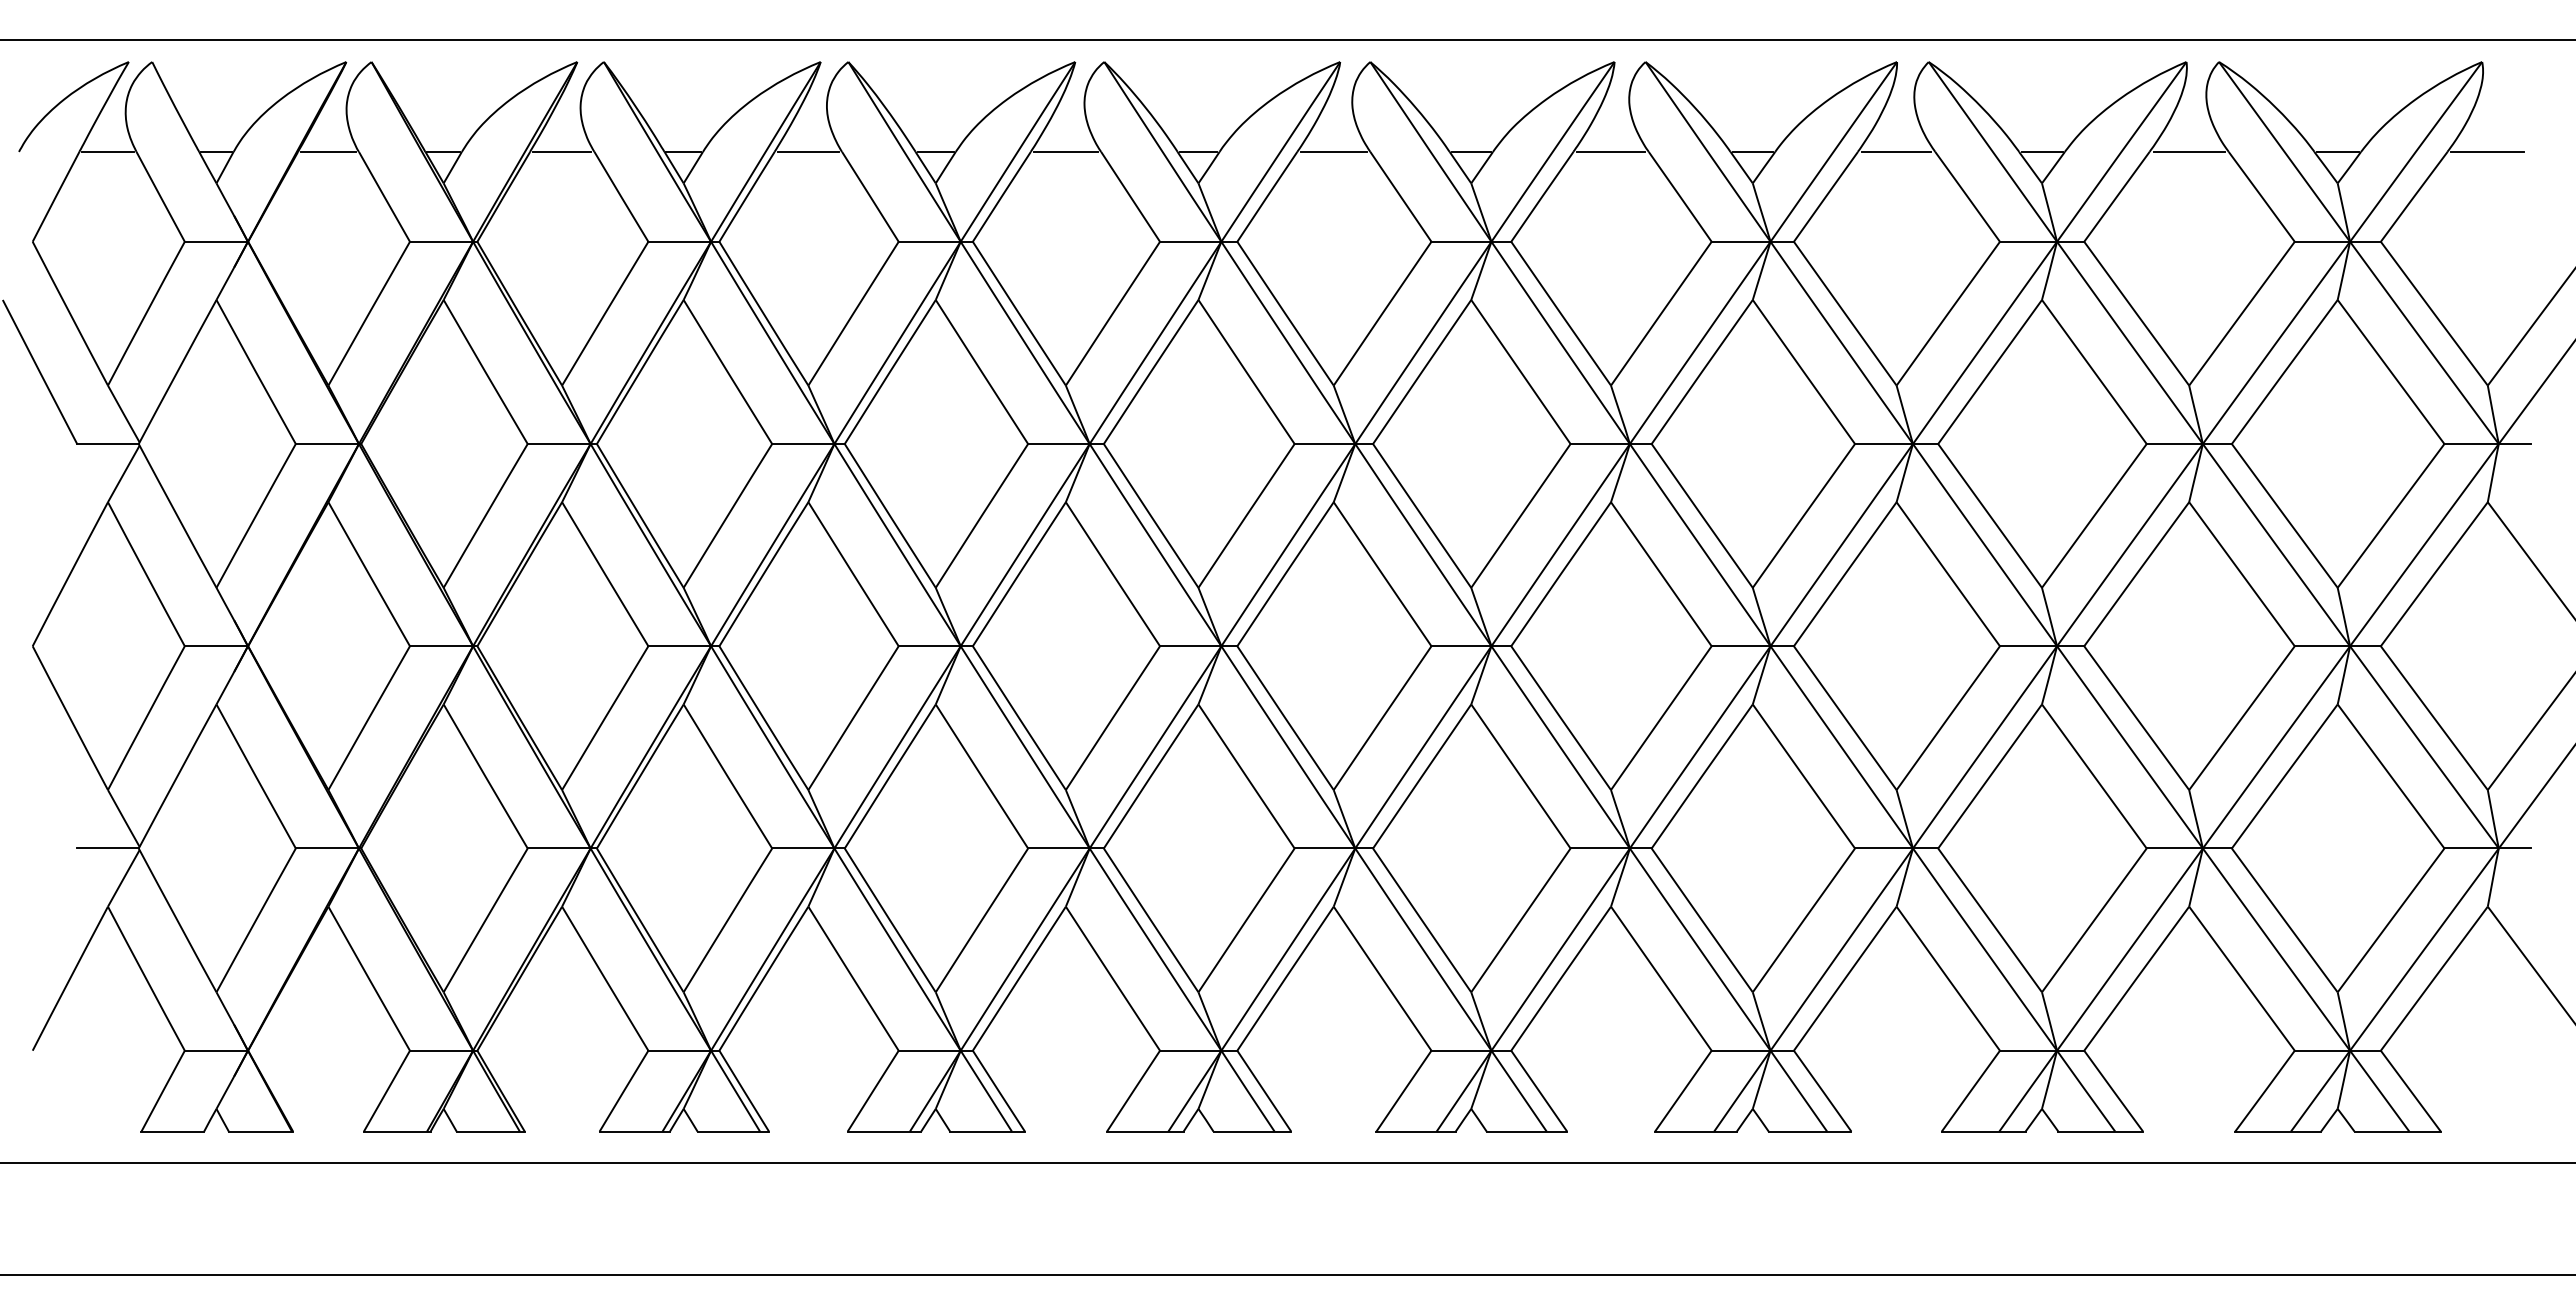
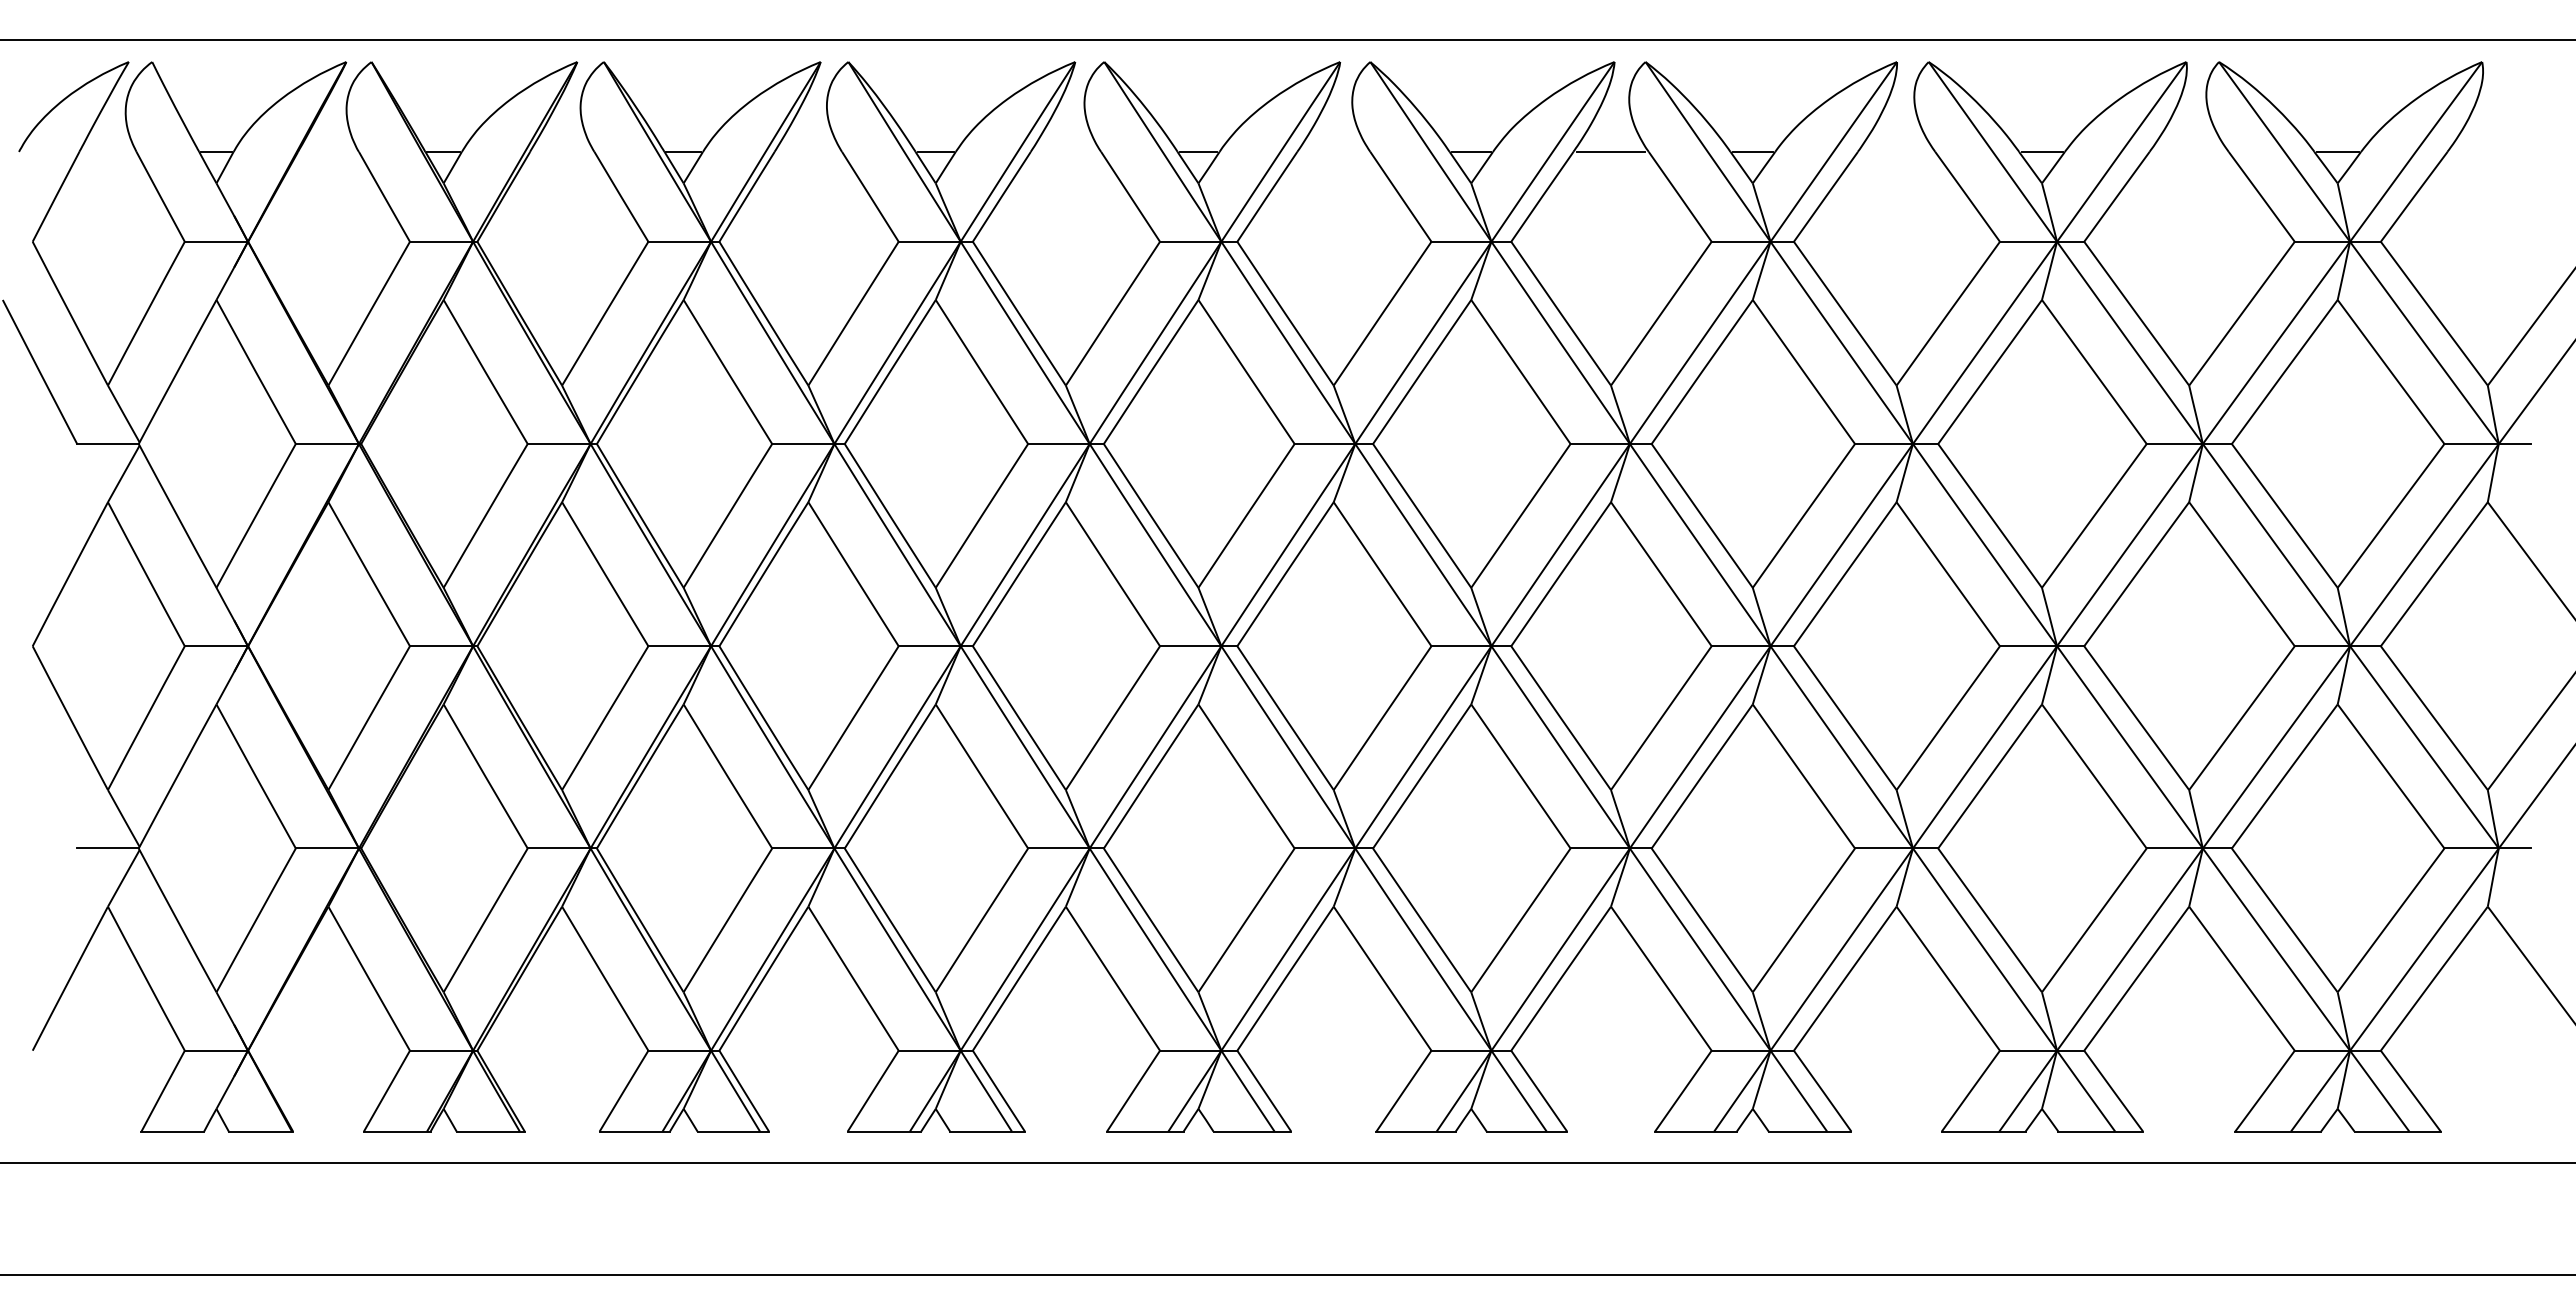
line: present -> none (107, 151)
line: present -> none (328, 151)
line: present -> none (562, 151)
line: present -> none (808, 151)
line: present -> none (1065, 151)
line: present -> none (1333, 151)
line: present -> none (1896, 151)
line: present -> none (2188, 151)
line: present -> none (2487, 151)
